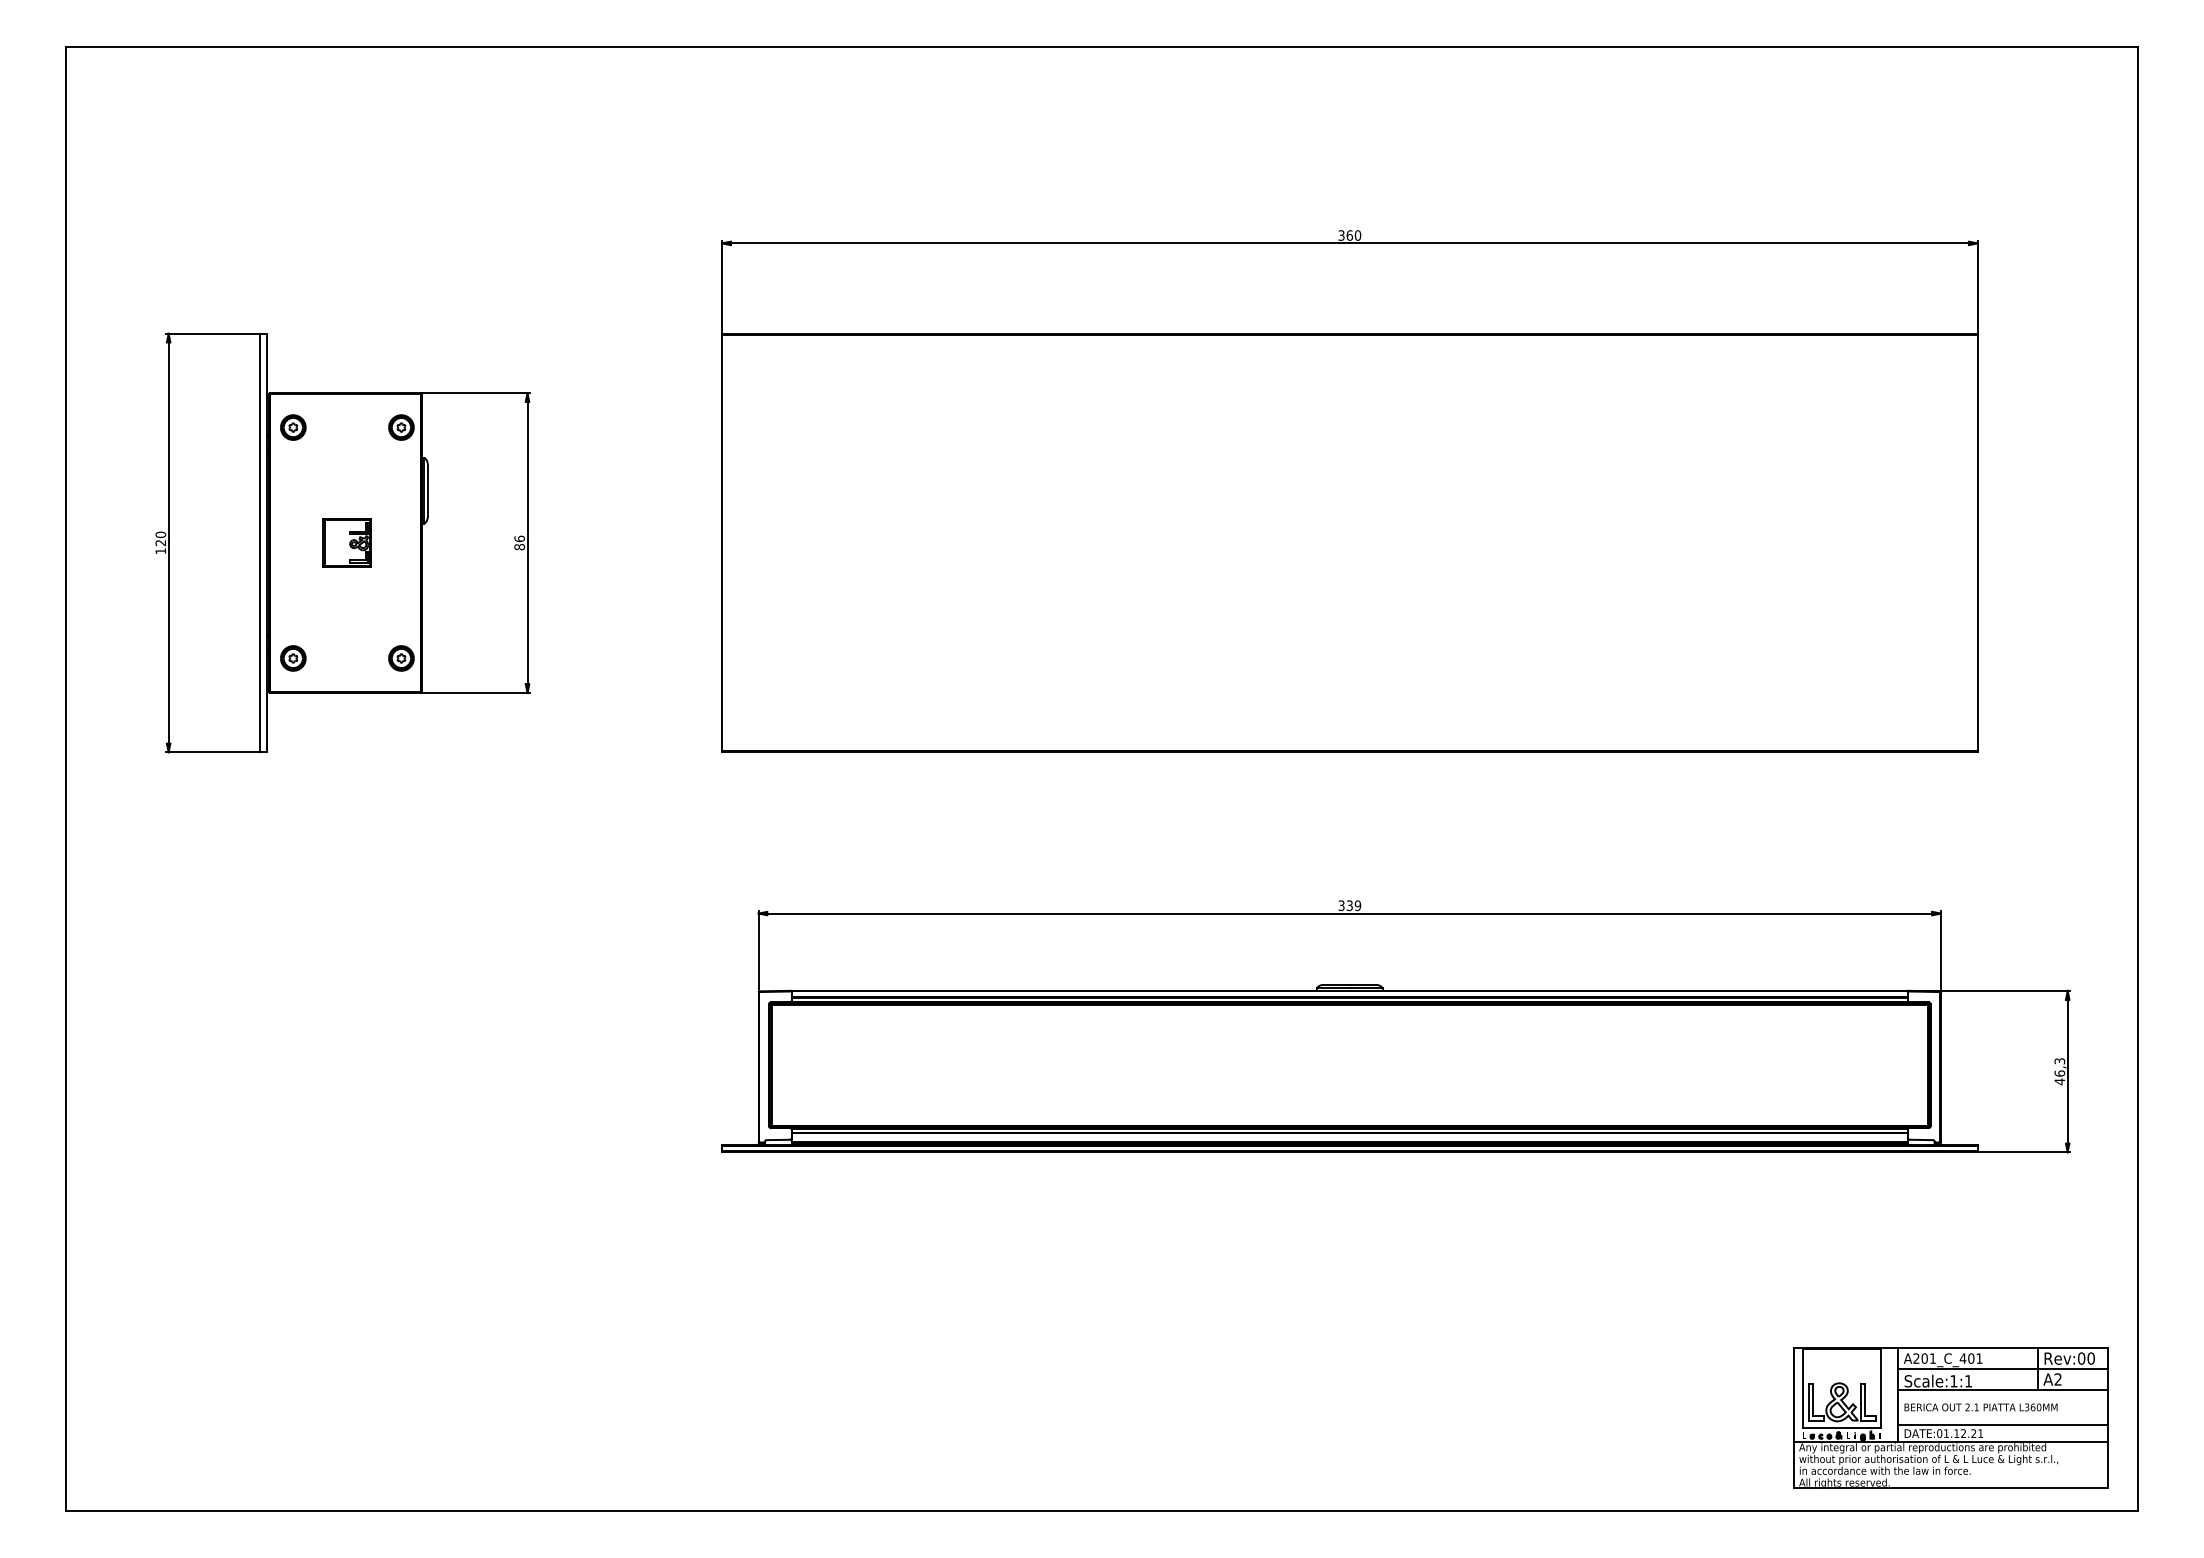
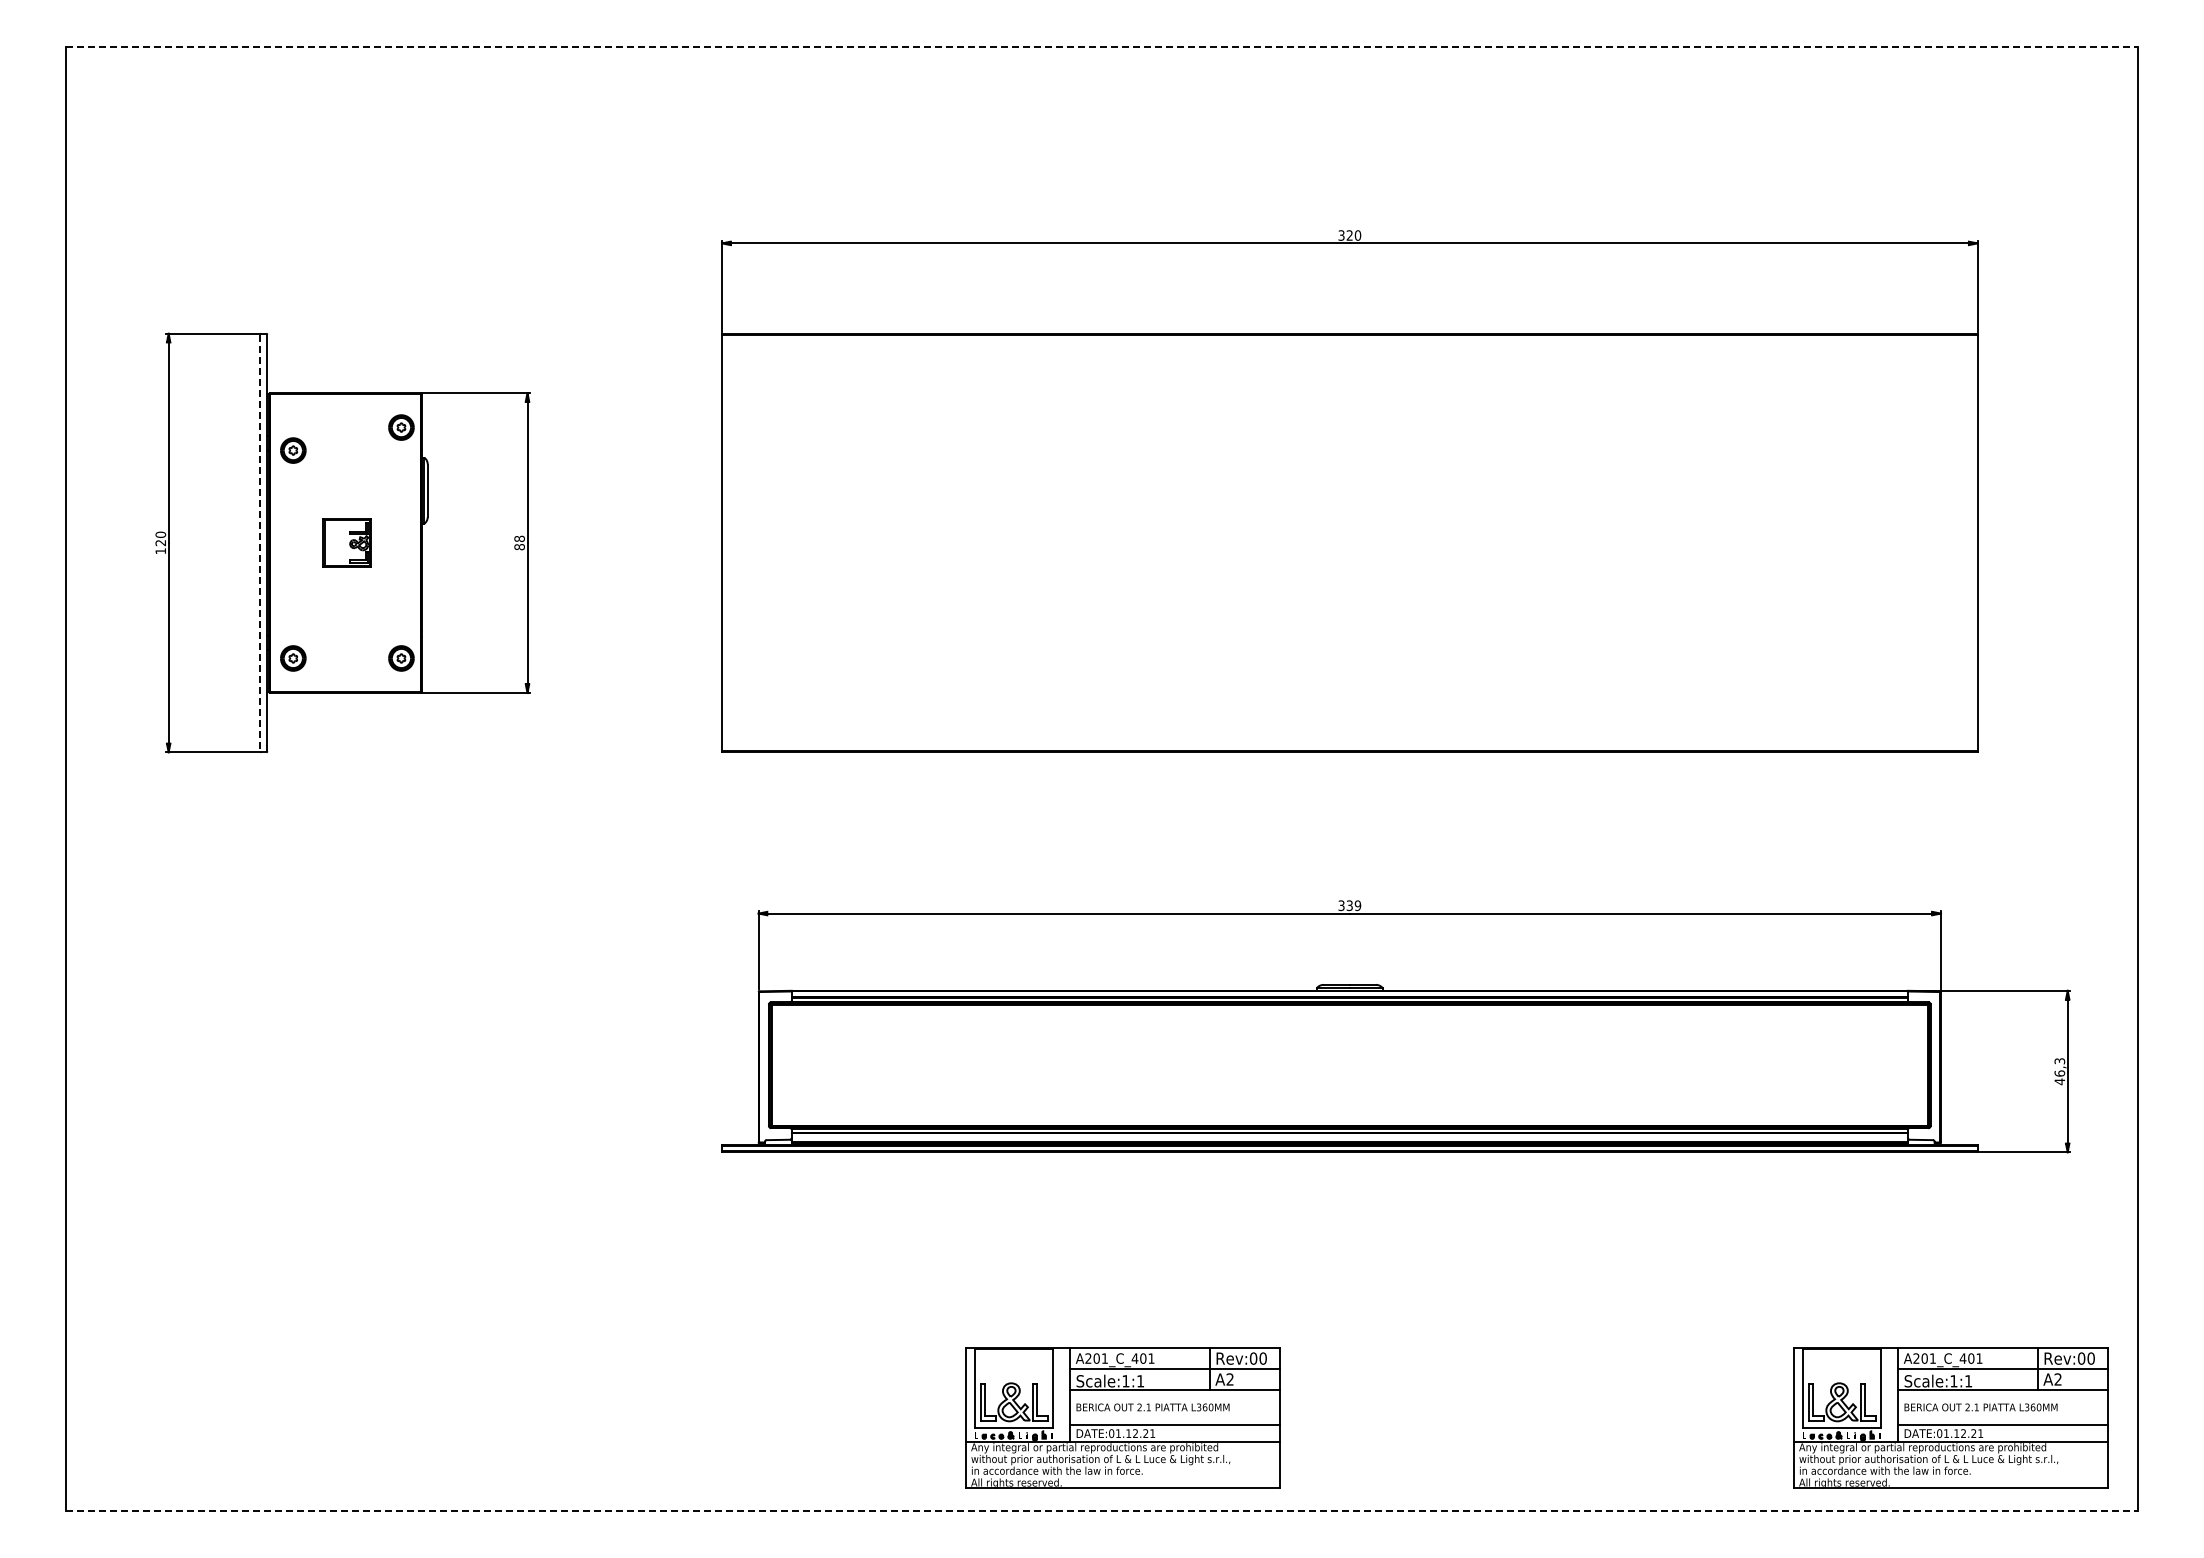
line: solid -> dashed (1102, 46)
text: 360 -> 320 (1349, 235)
part position: (293, 427) -> (293, 450) (293, 450)
text: 86 -> 88 (519, 538)
line: solid -> dashed (260, 543)
part: none -> present (1122, 1417)
line: solid -> dashed (1102, 1511)
